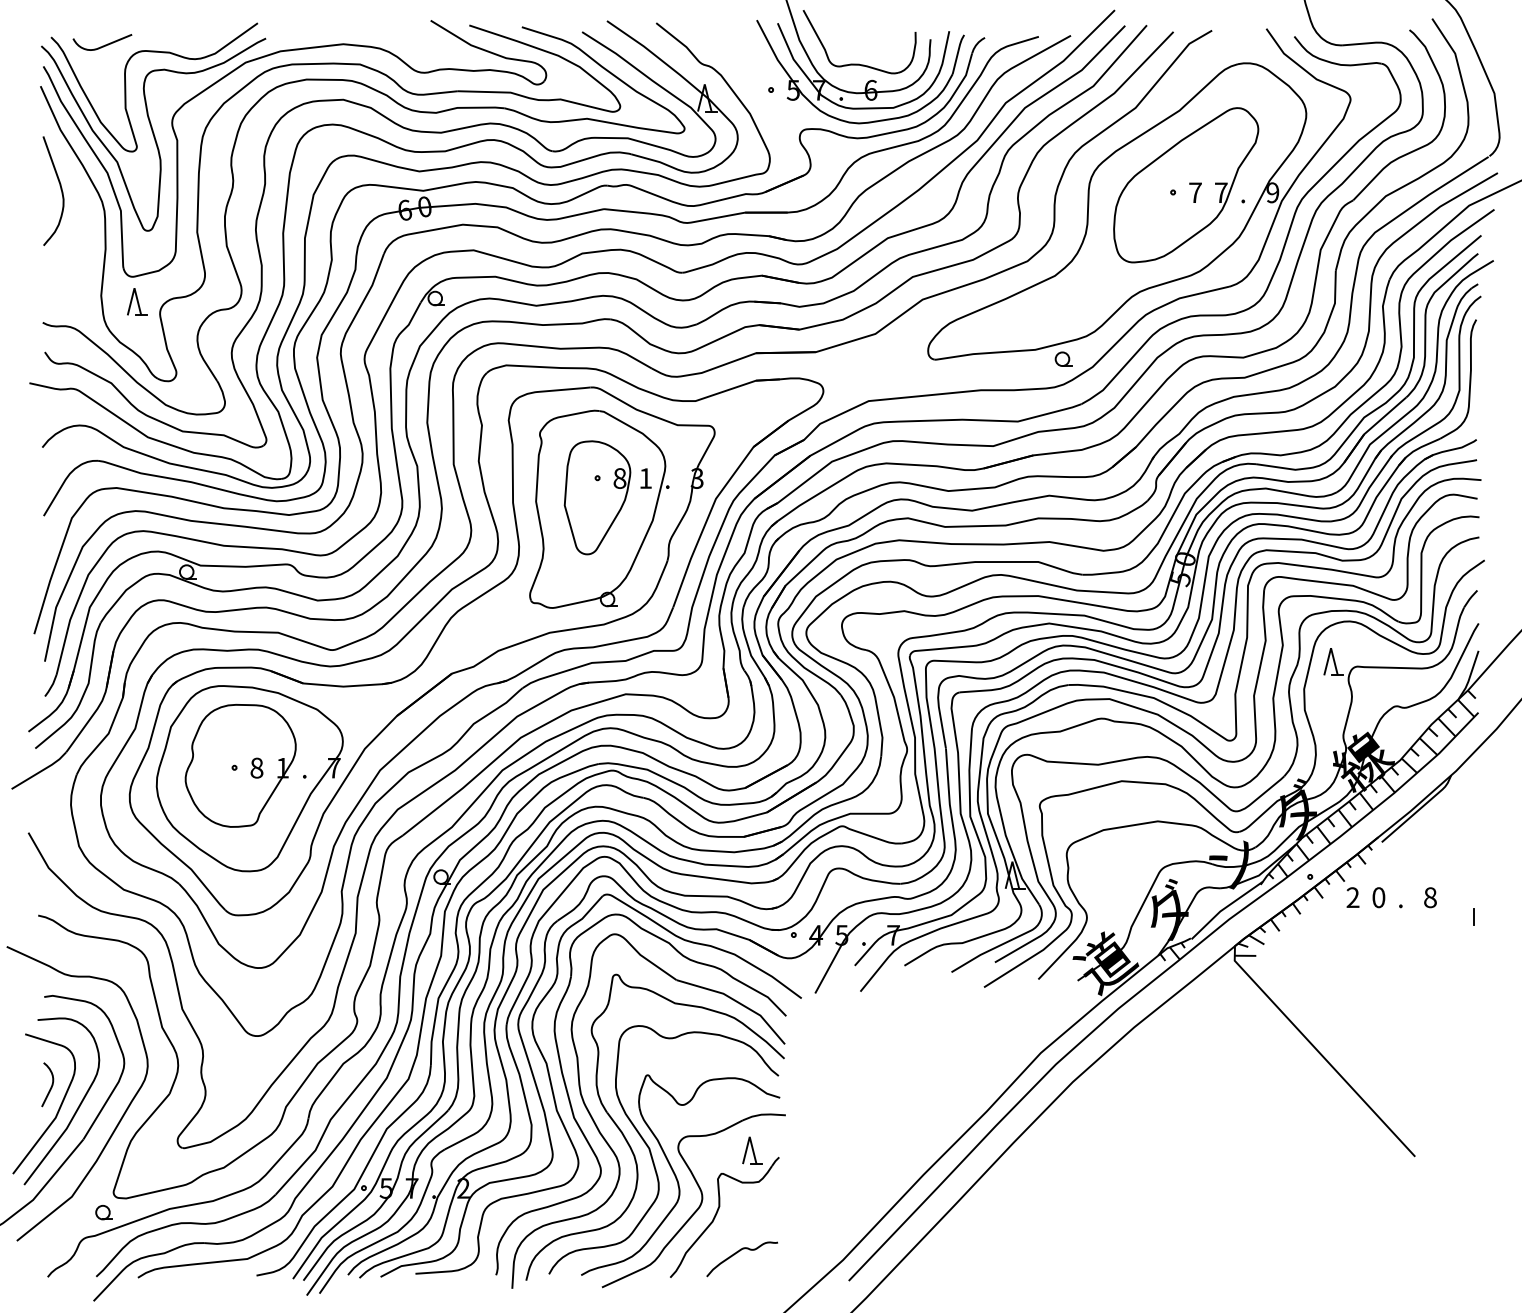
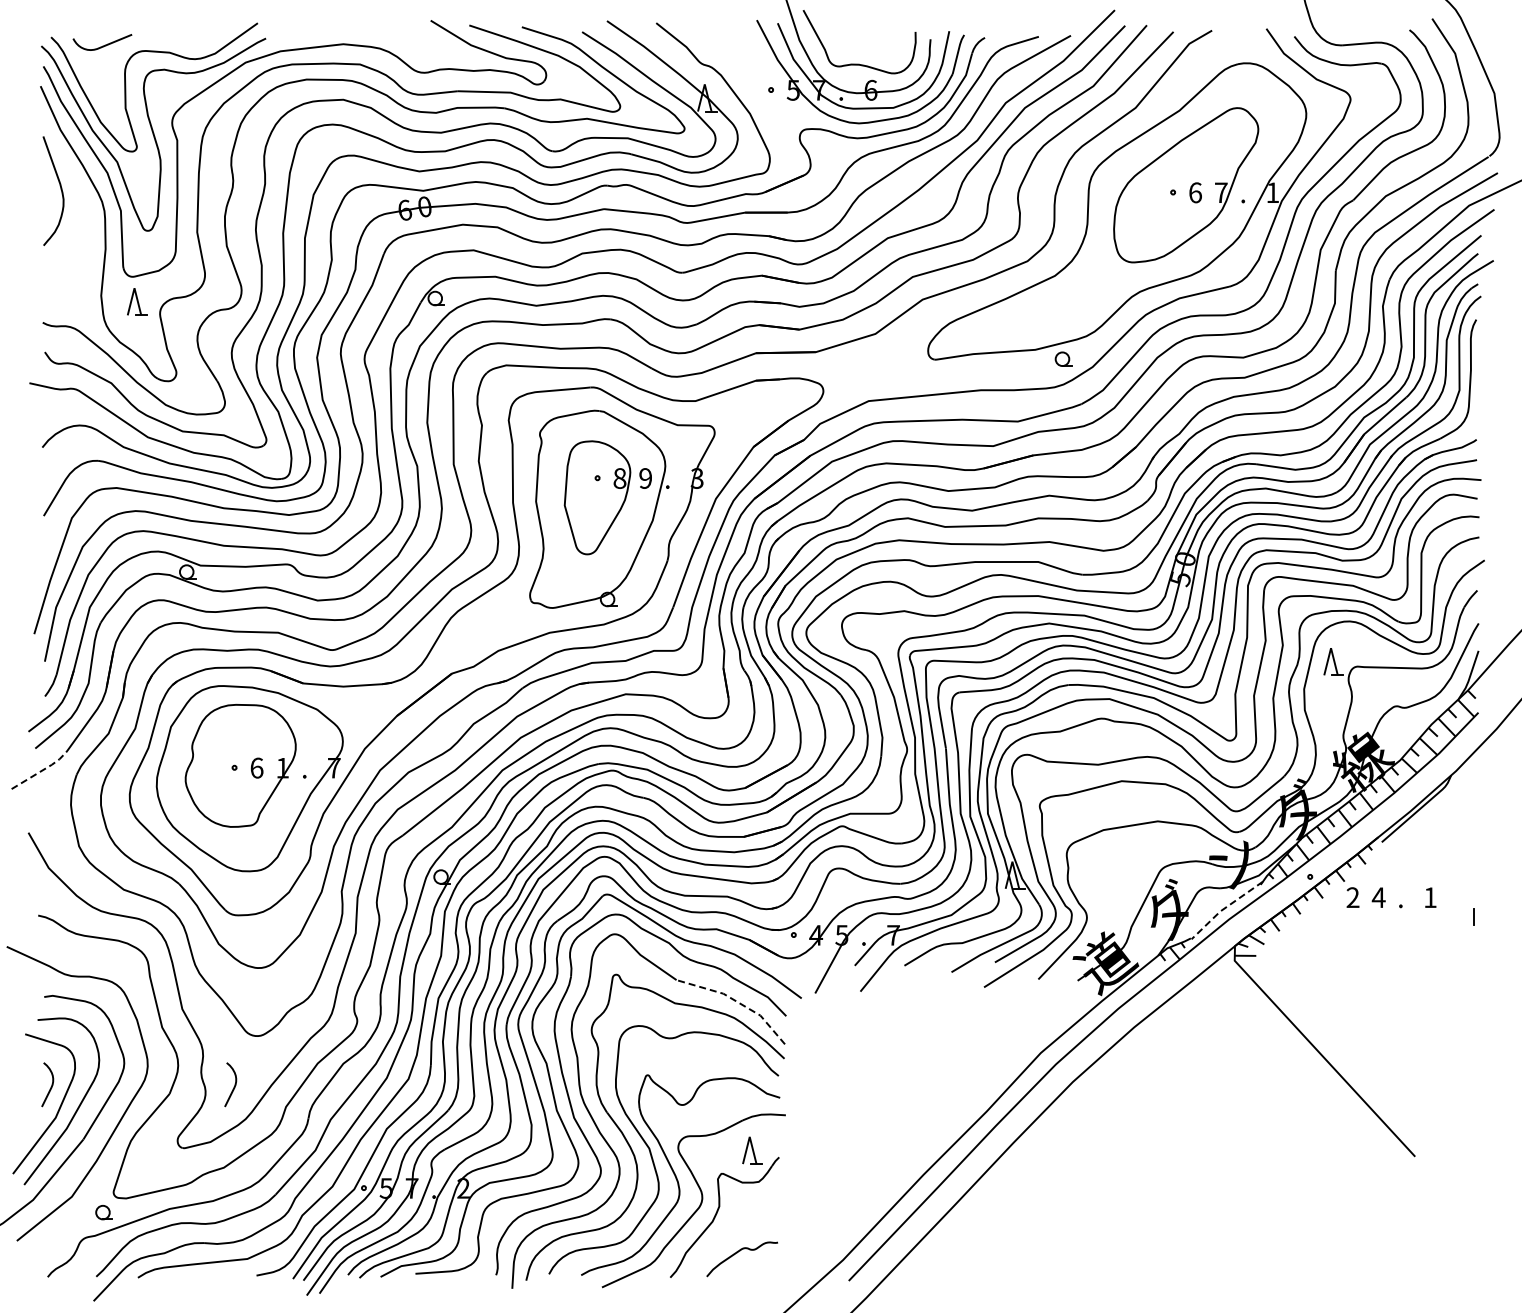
text: 7 -> 6 (1195, 192)
text: 9 -> 1 (1272, 192)
text: 1 -> 9 (645, 478)
text: 8 -> 6 (256, 767)
line: solid -> dashed (41, 771)
text: 0 -> 4 (1378, 897)
text: 8 -> 1 (1430, 897)
line: solid -> dashed (1224, 908)
line: solid -> dashed (736, 1001)
curve: none -> present (233, 1086)
